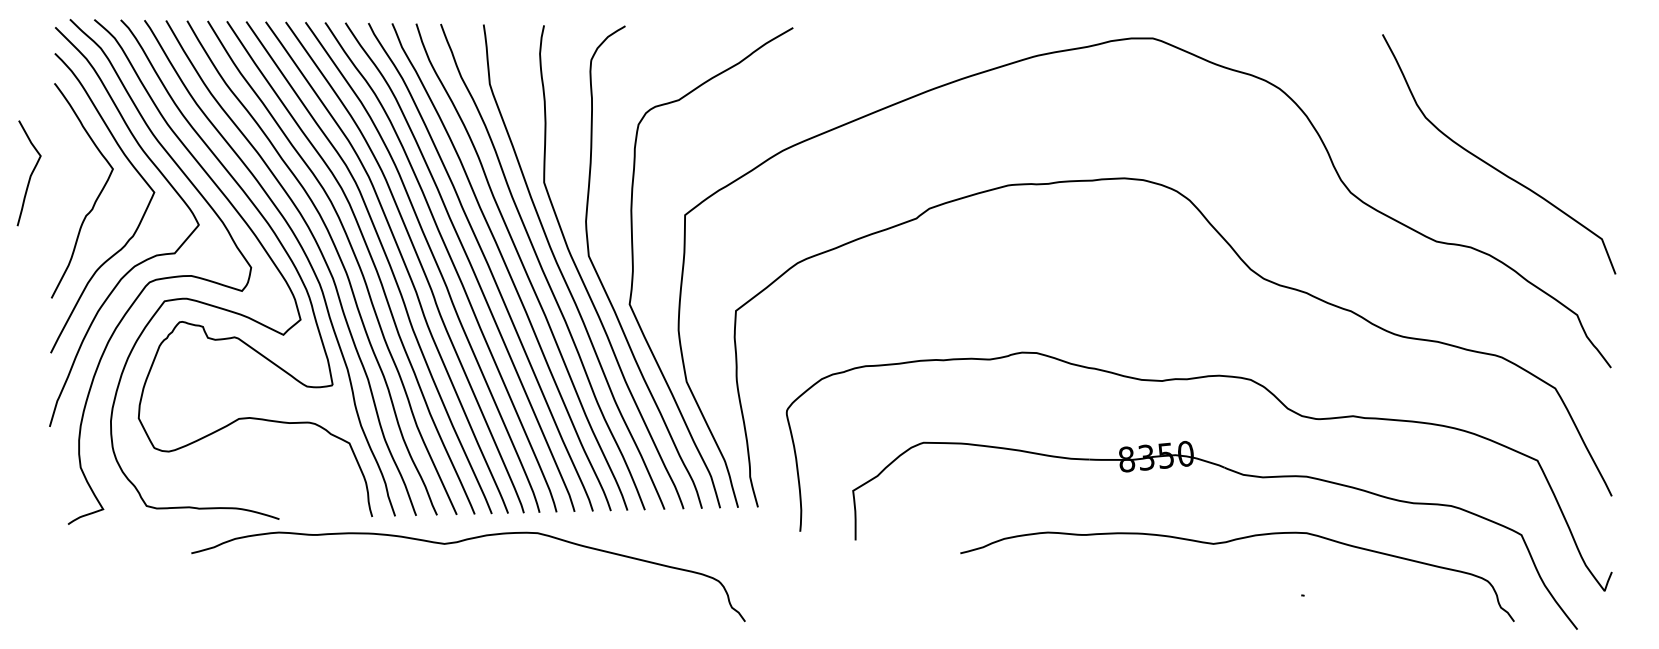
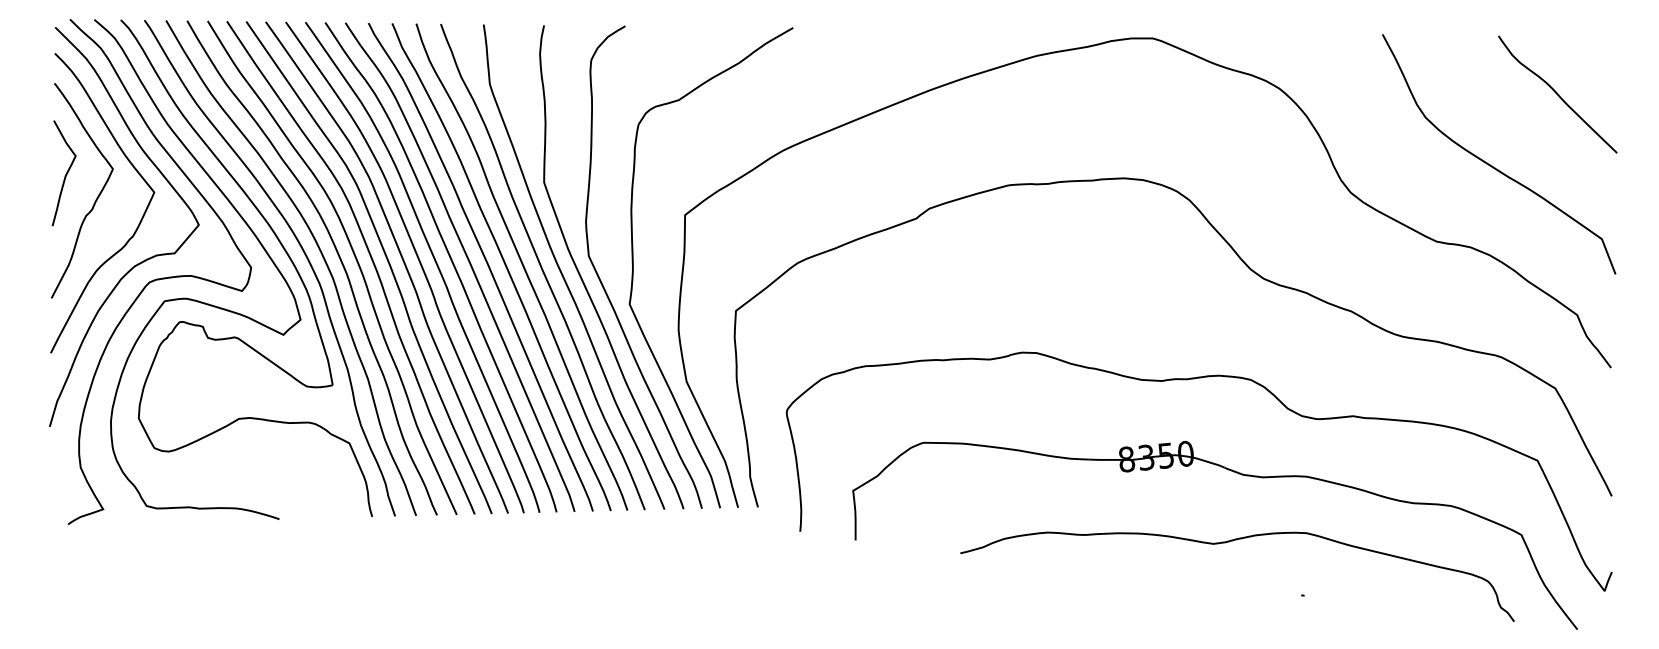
curve: none -> present (1557, 94)
curve position: (30, 174) -> (65, 174) (65, 174)
curve: present -> none (460, 542)
